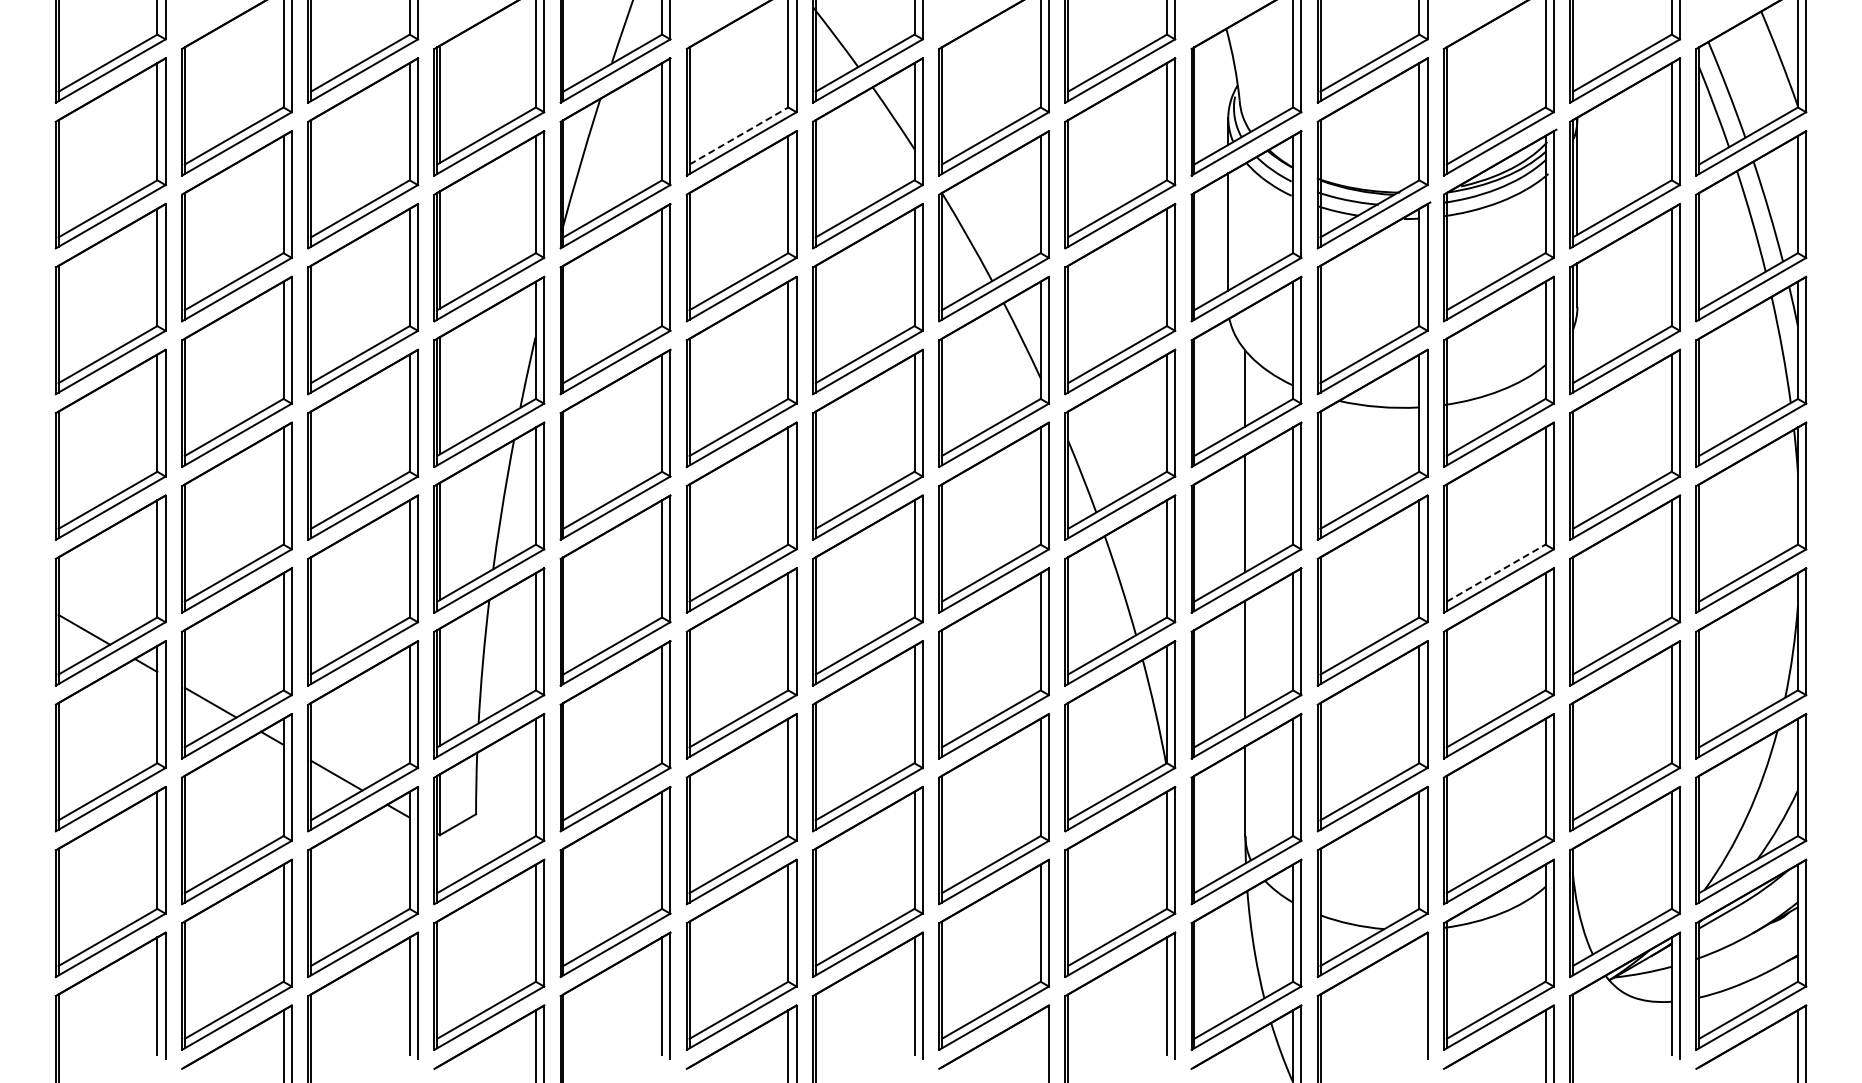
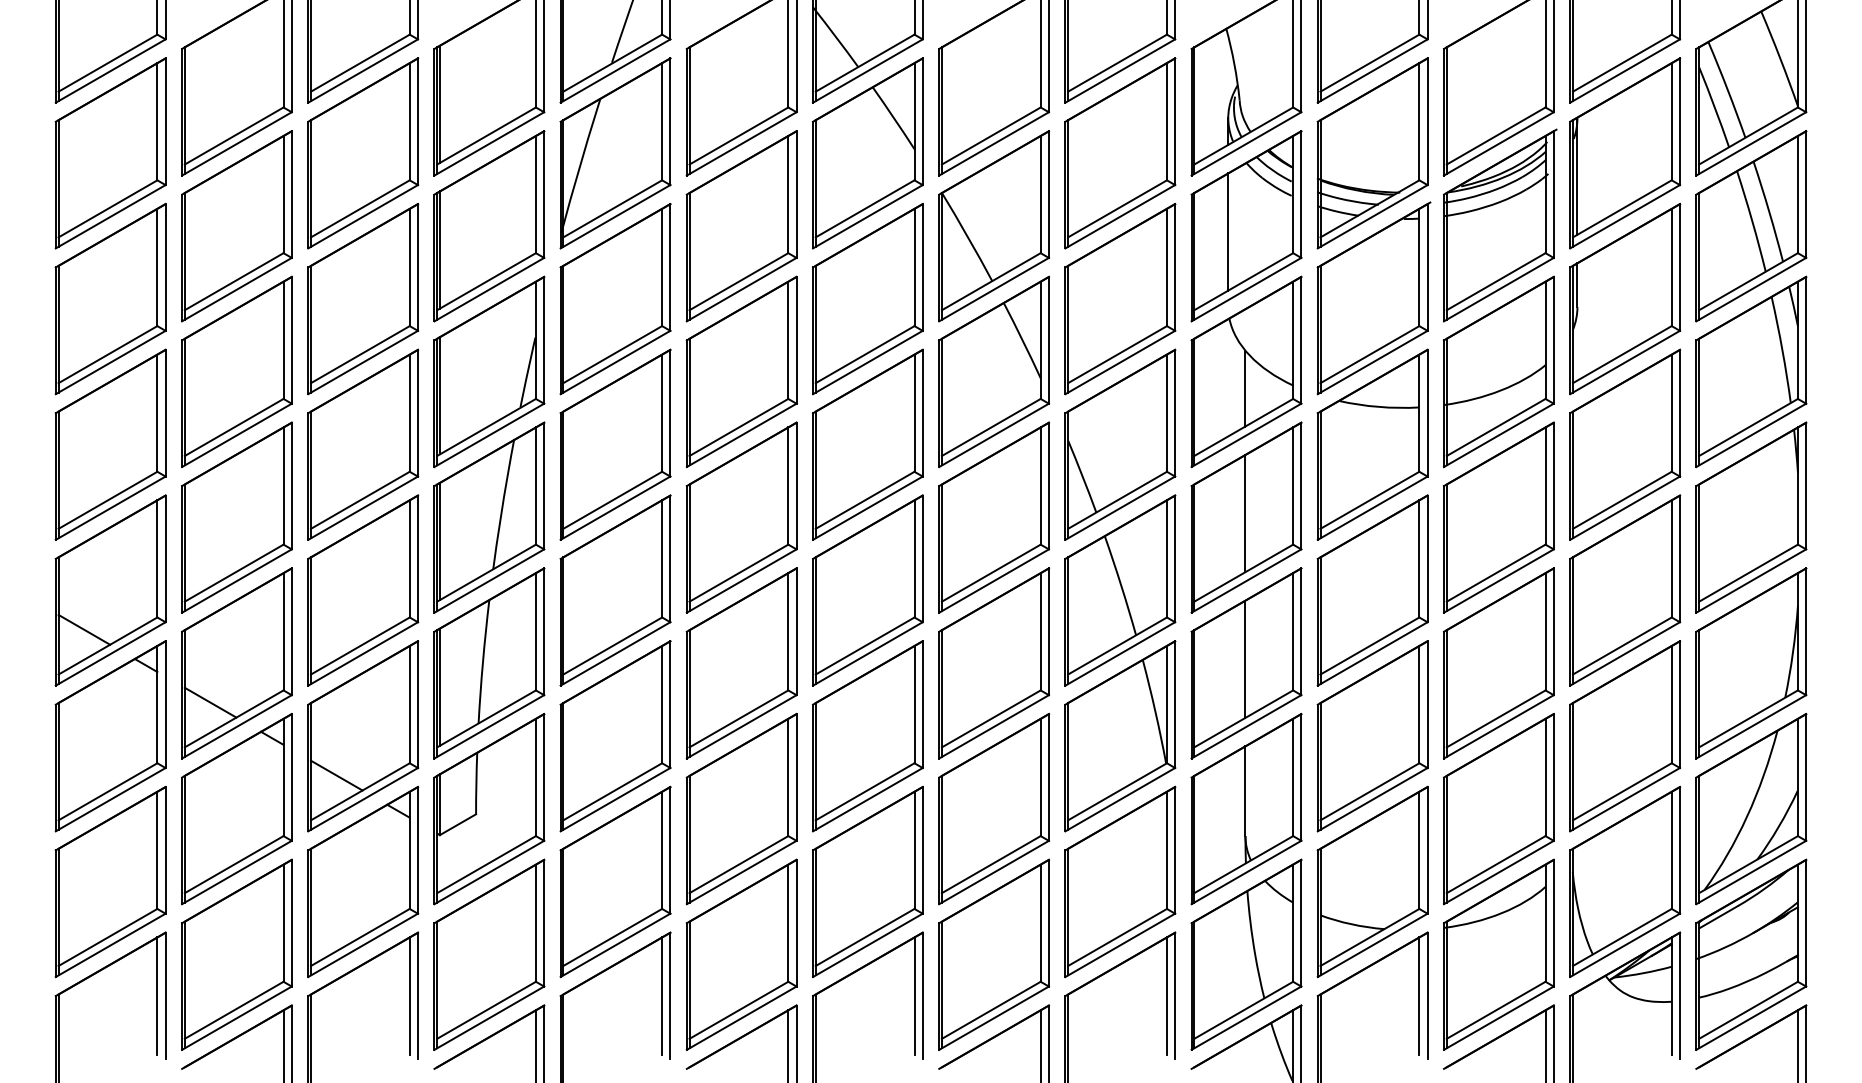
line: dashed -> solid (739, 135)
line: dashed -> solid (1496, 572)
line: none -> present (1419, 995)
line: none -> present (1040, 1044)
